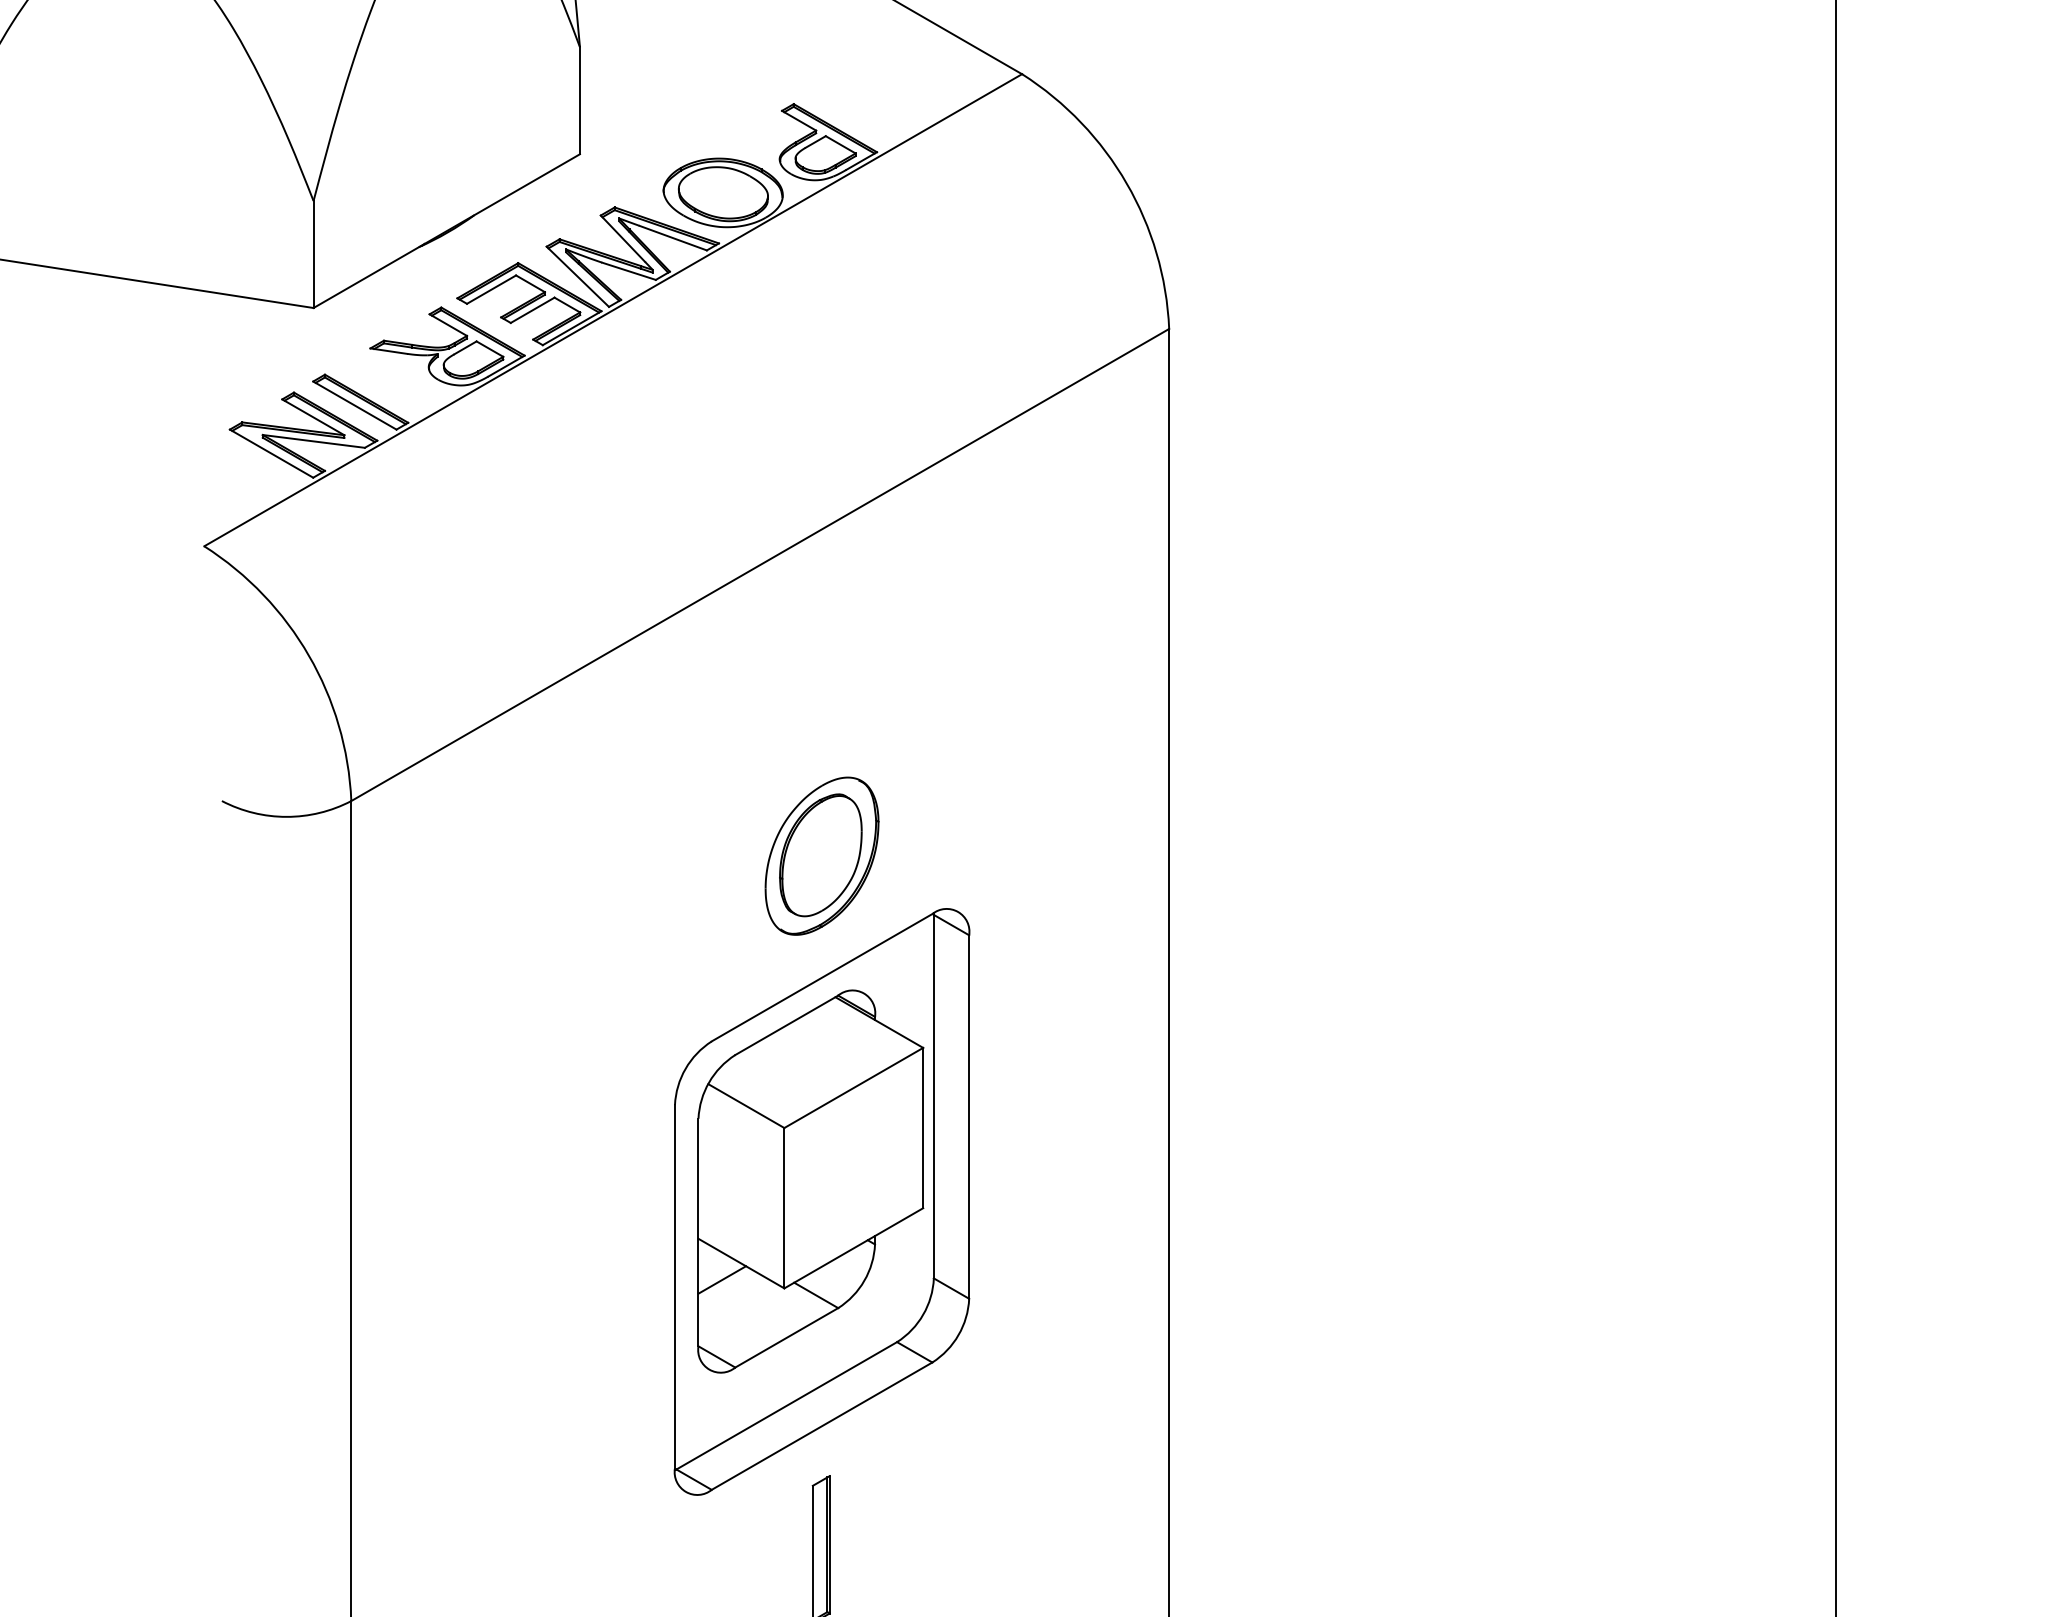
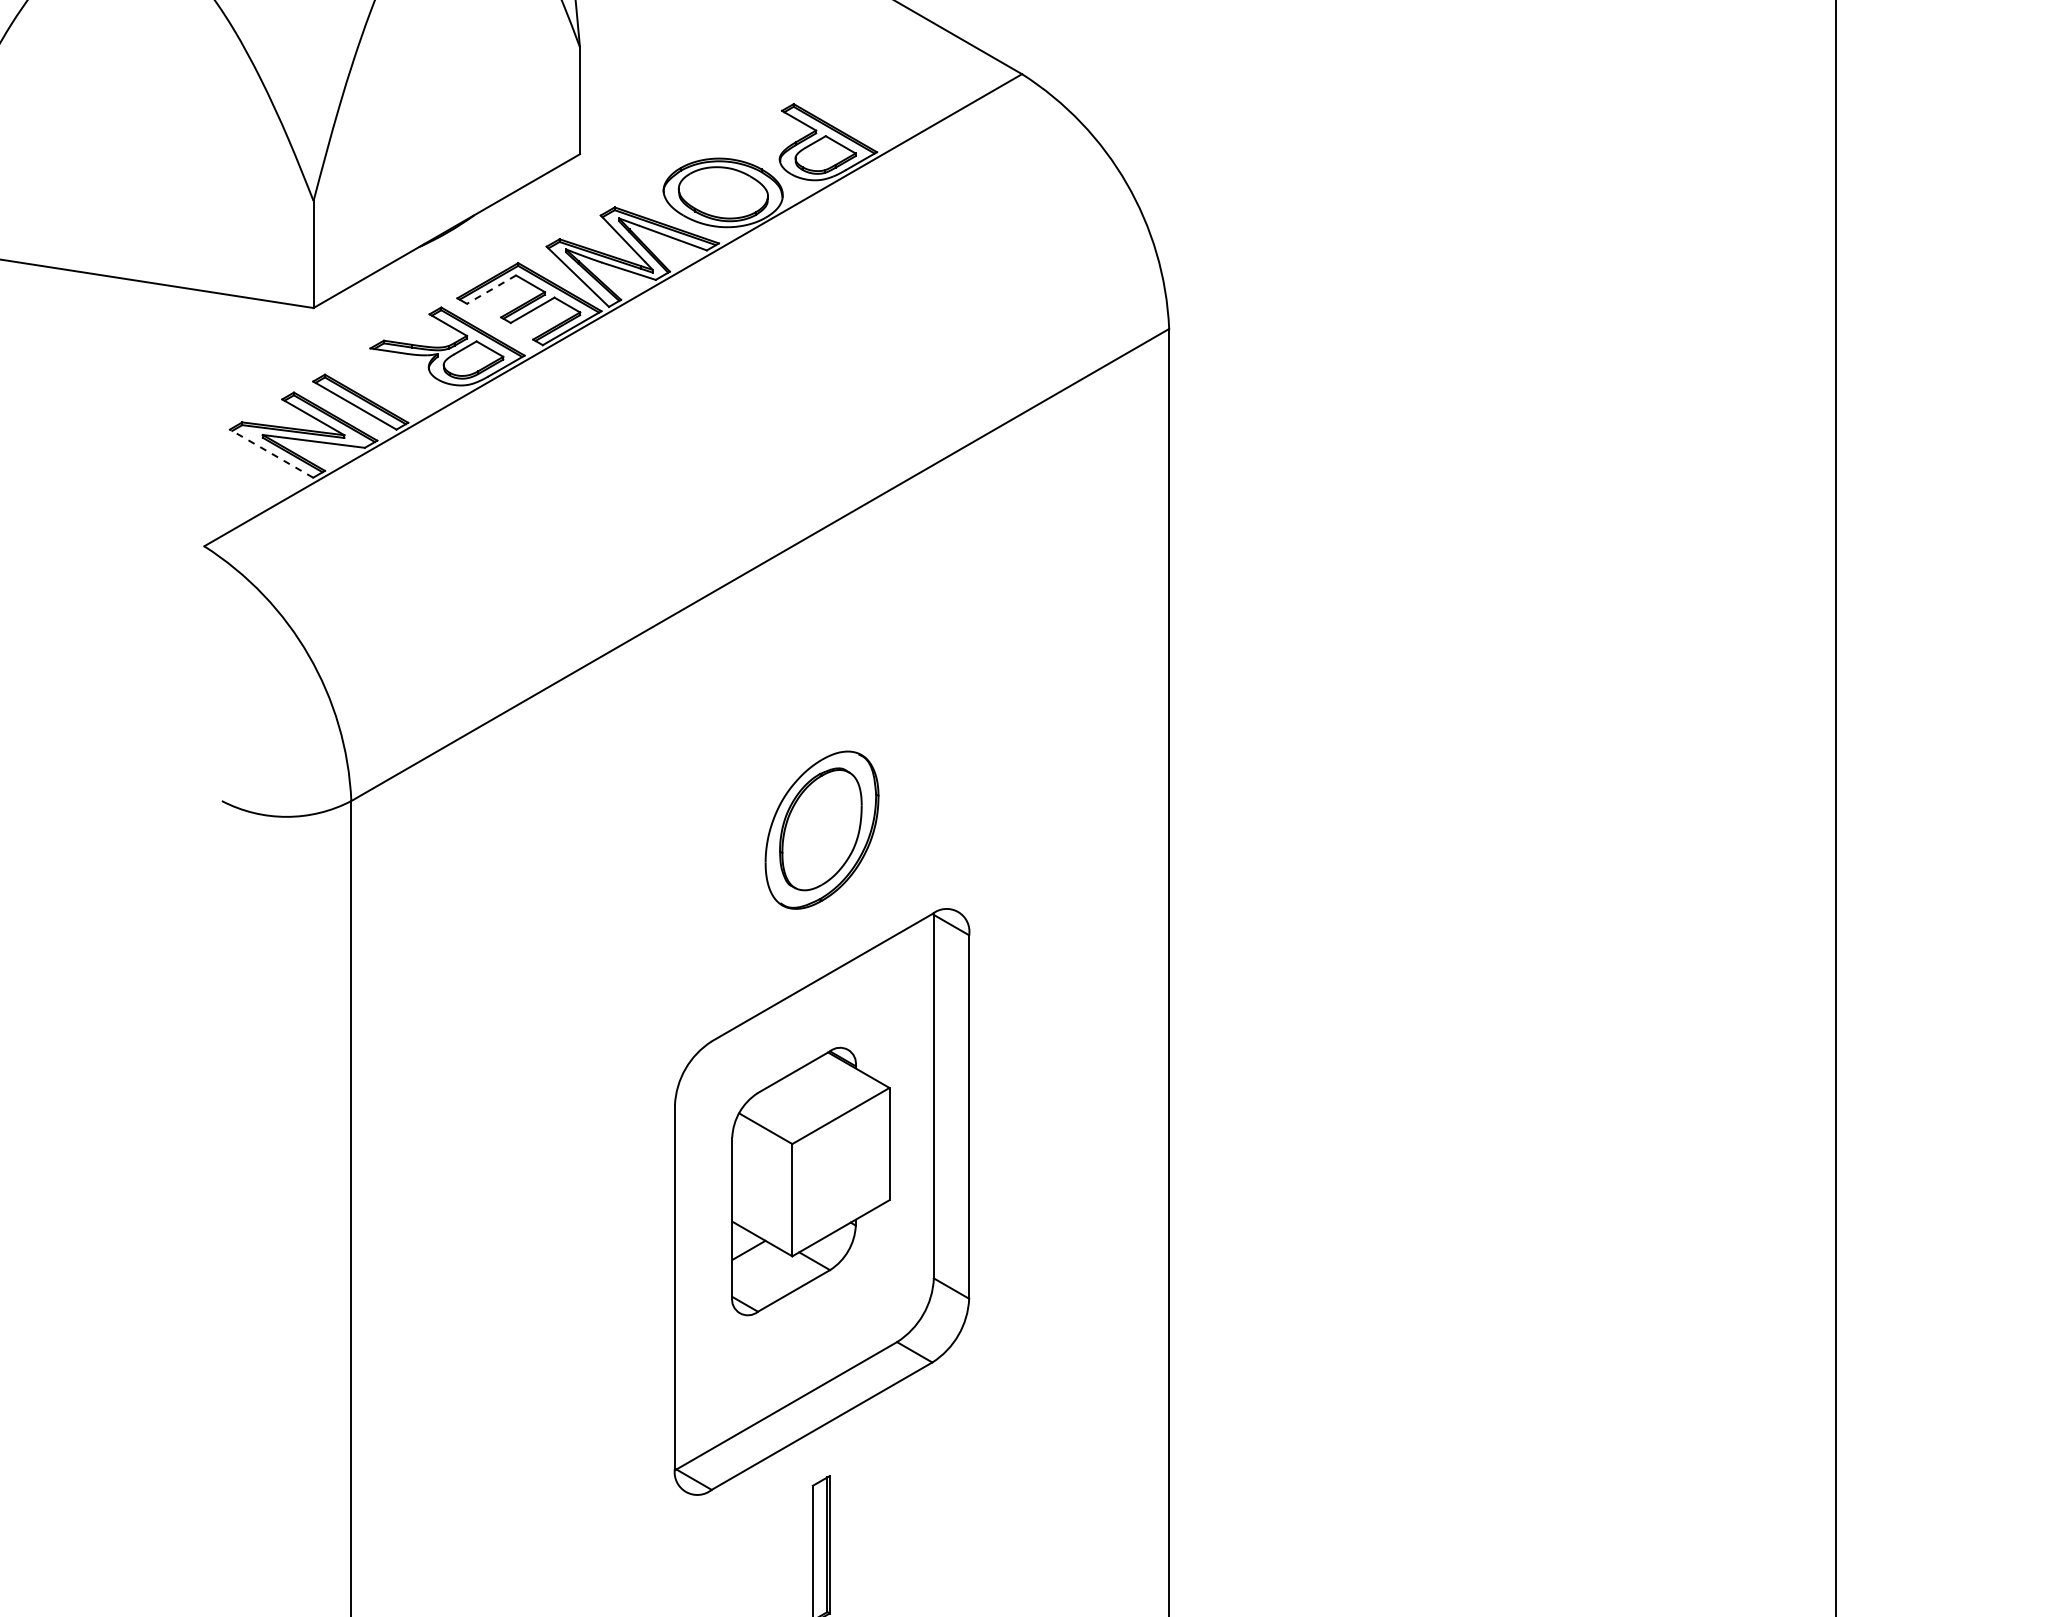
line: solid -> dashed (491, 289)
line: solid -> dashed (271, 453)
part position: (821, 855) -> (821, 829) (821, 829)
part size: 228x385 px -> 160x271 px (810, 1181)
